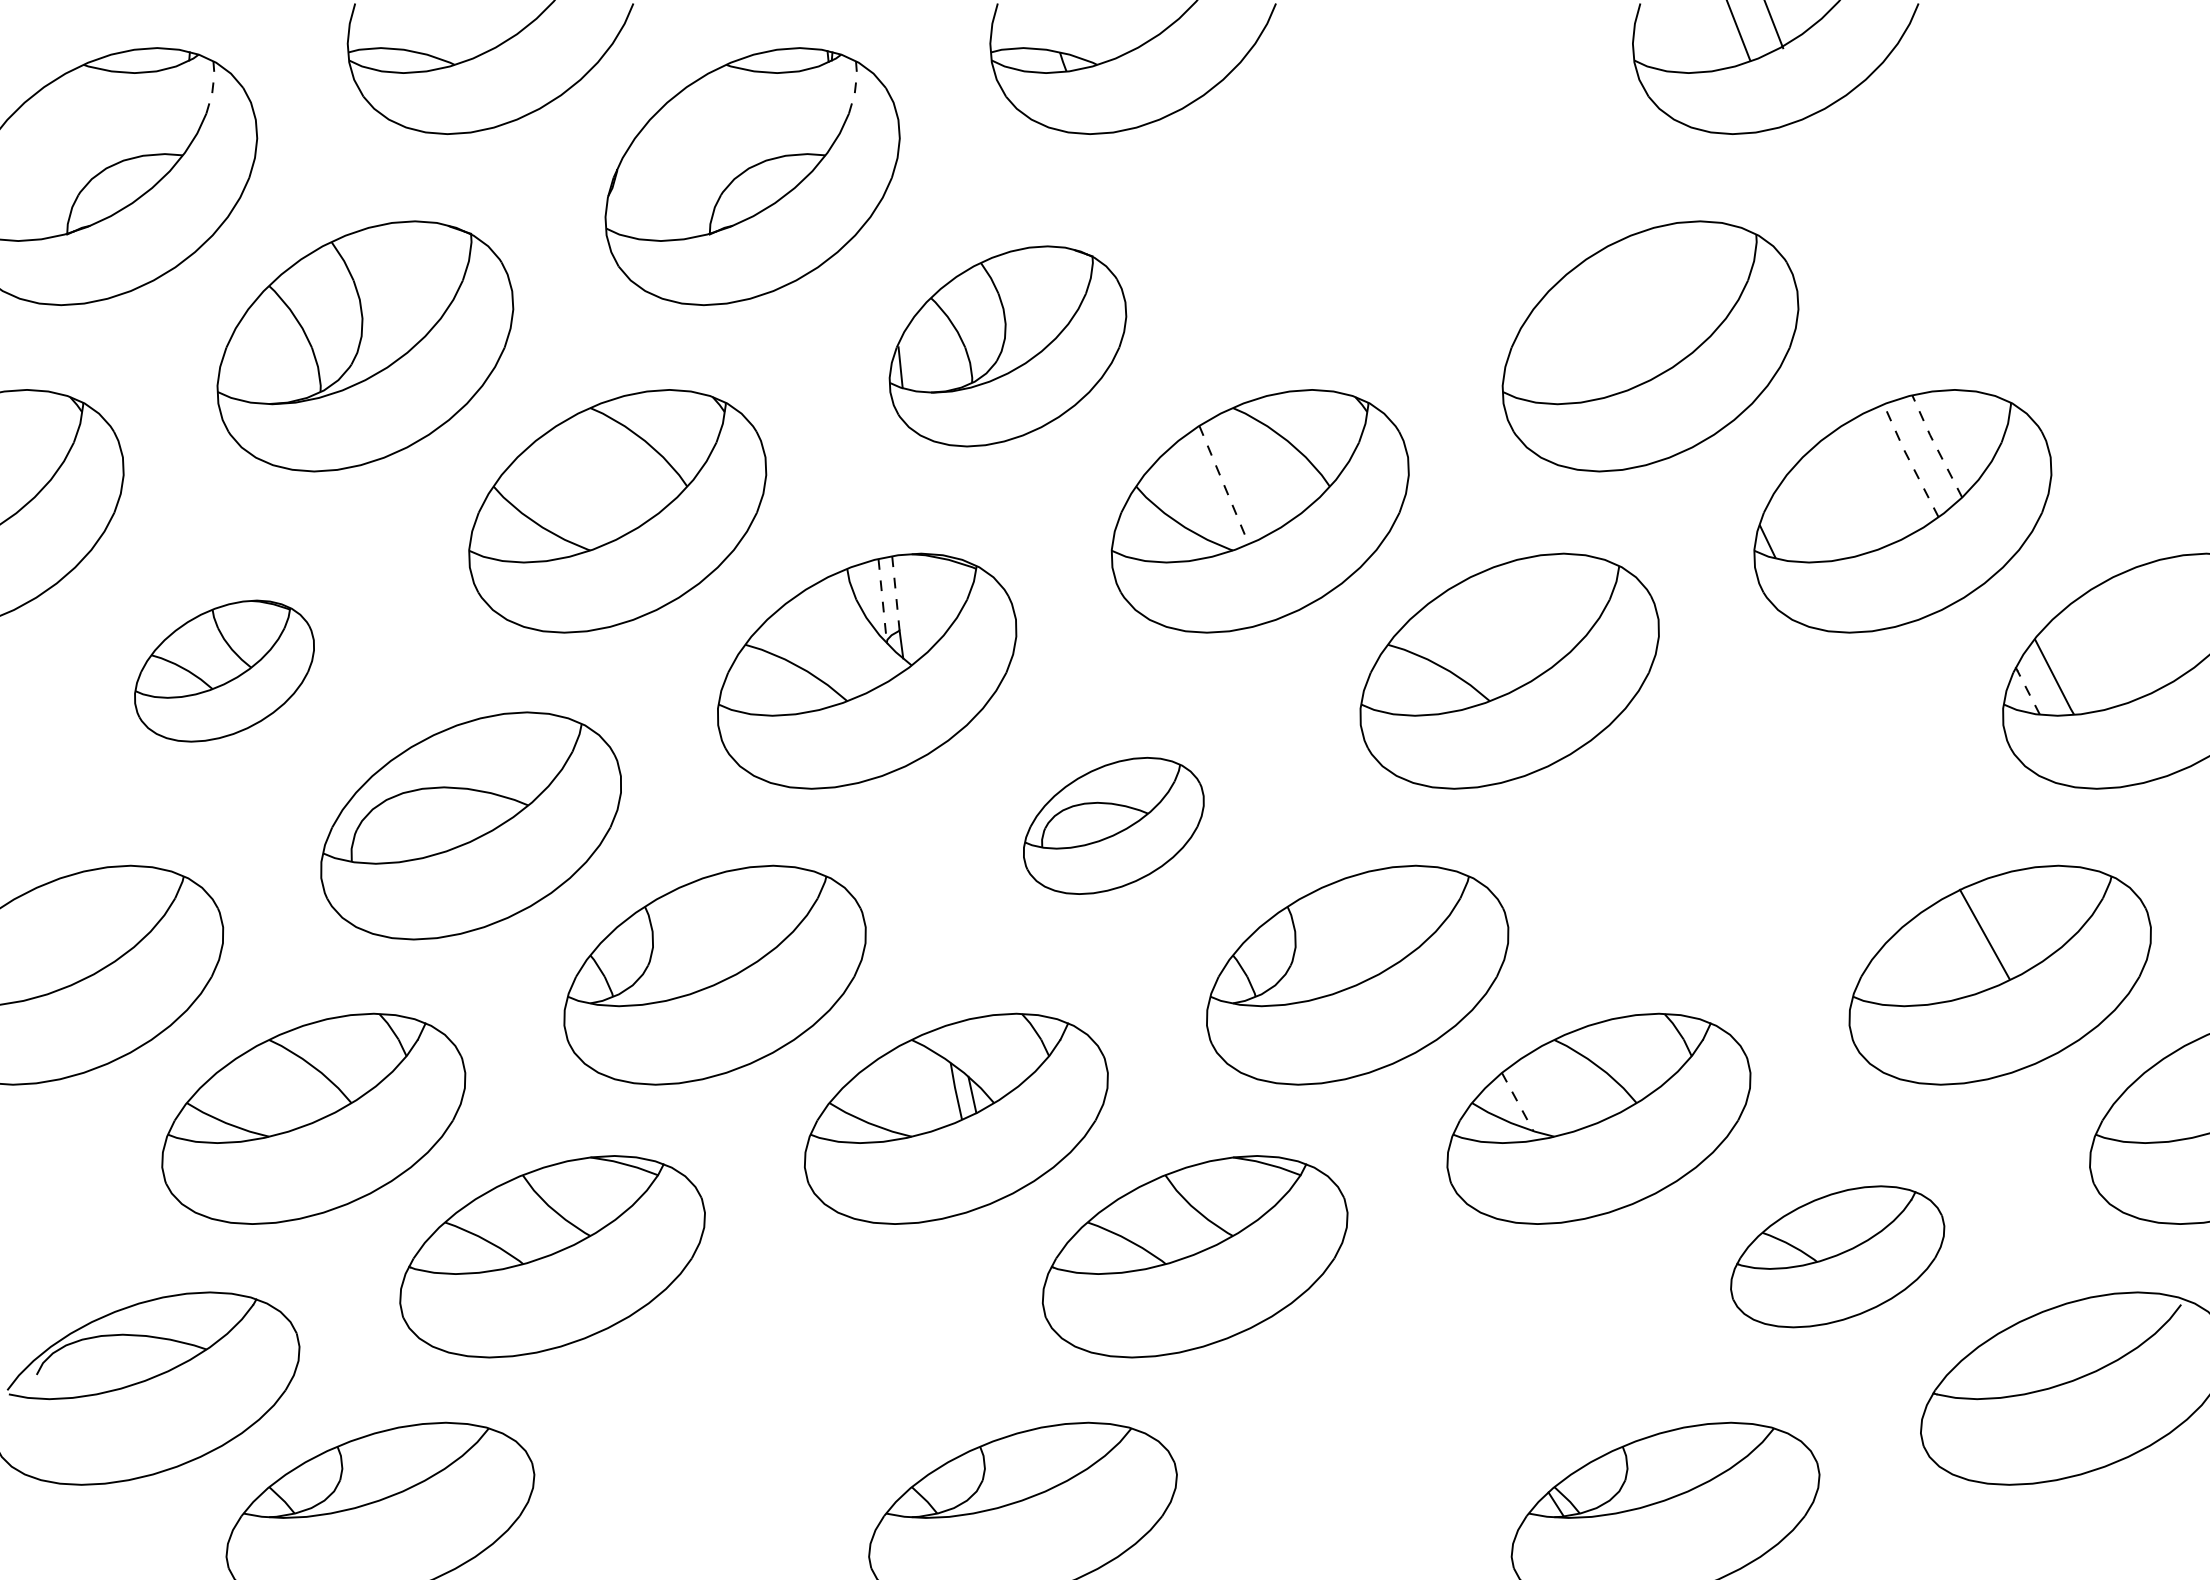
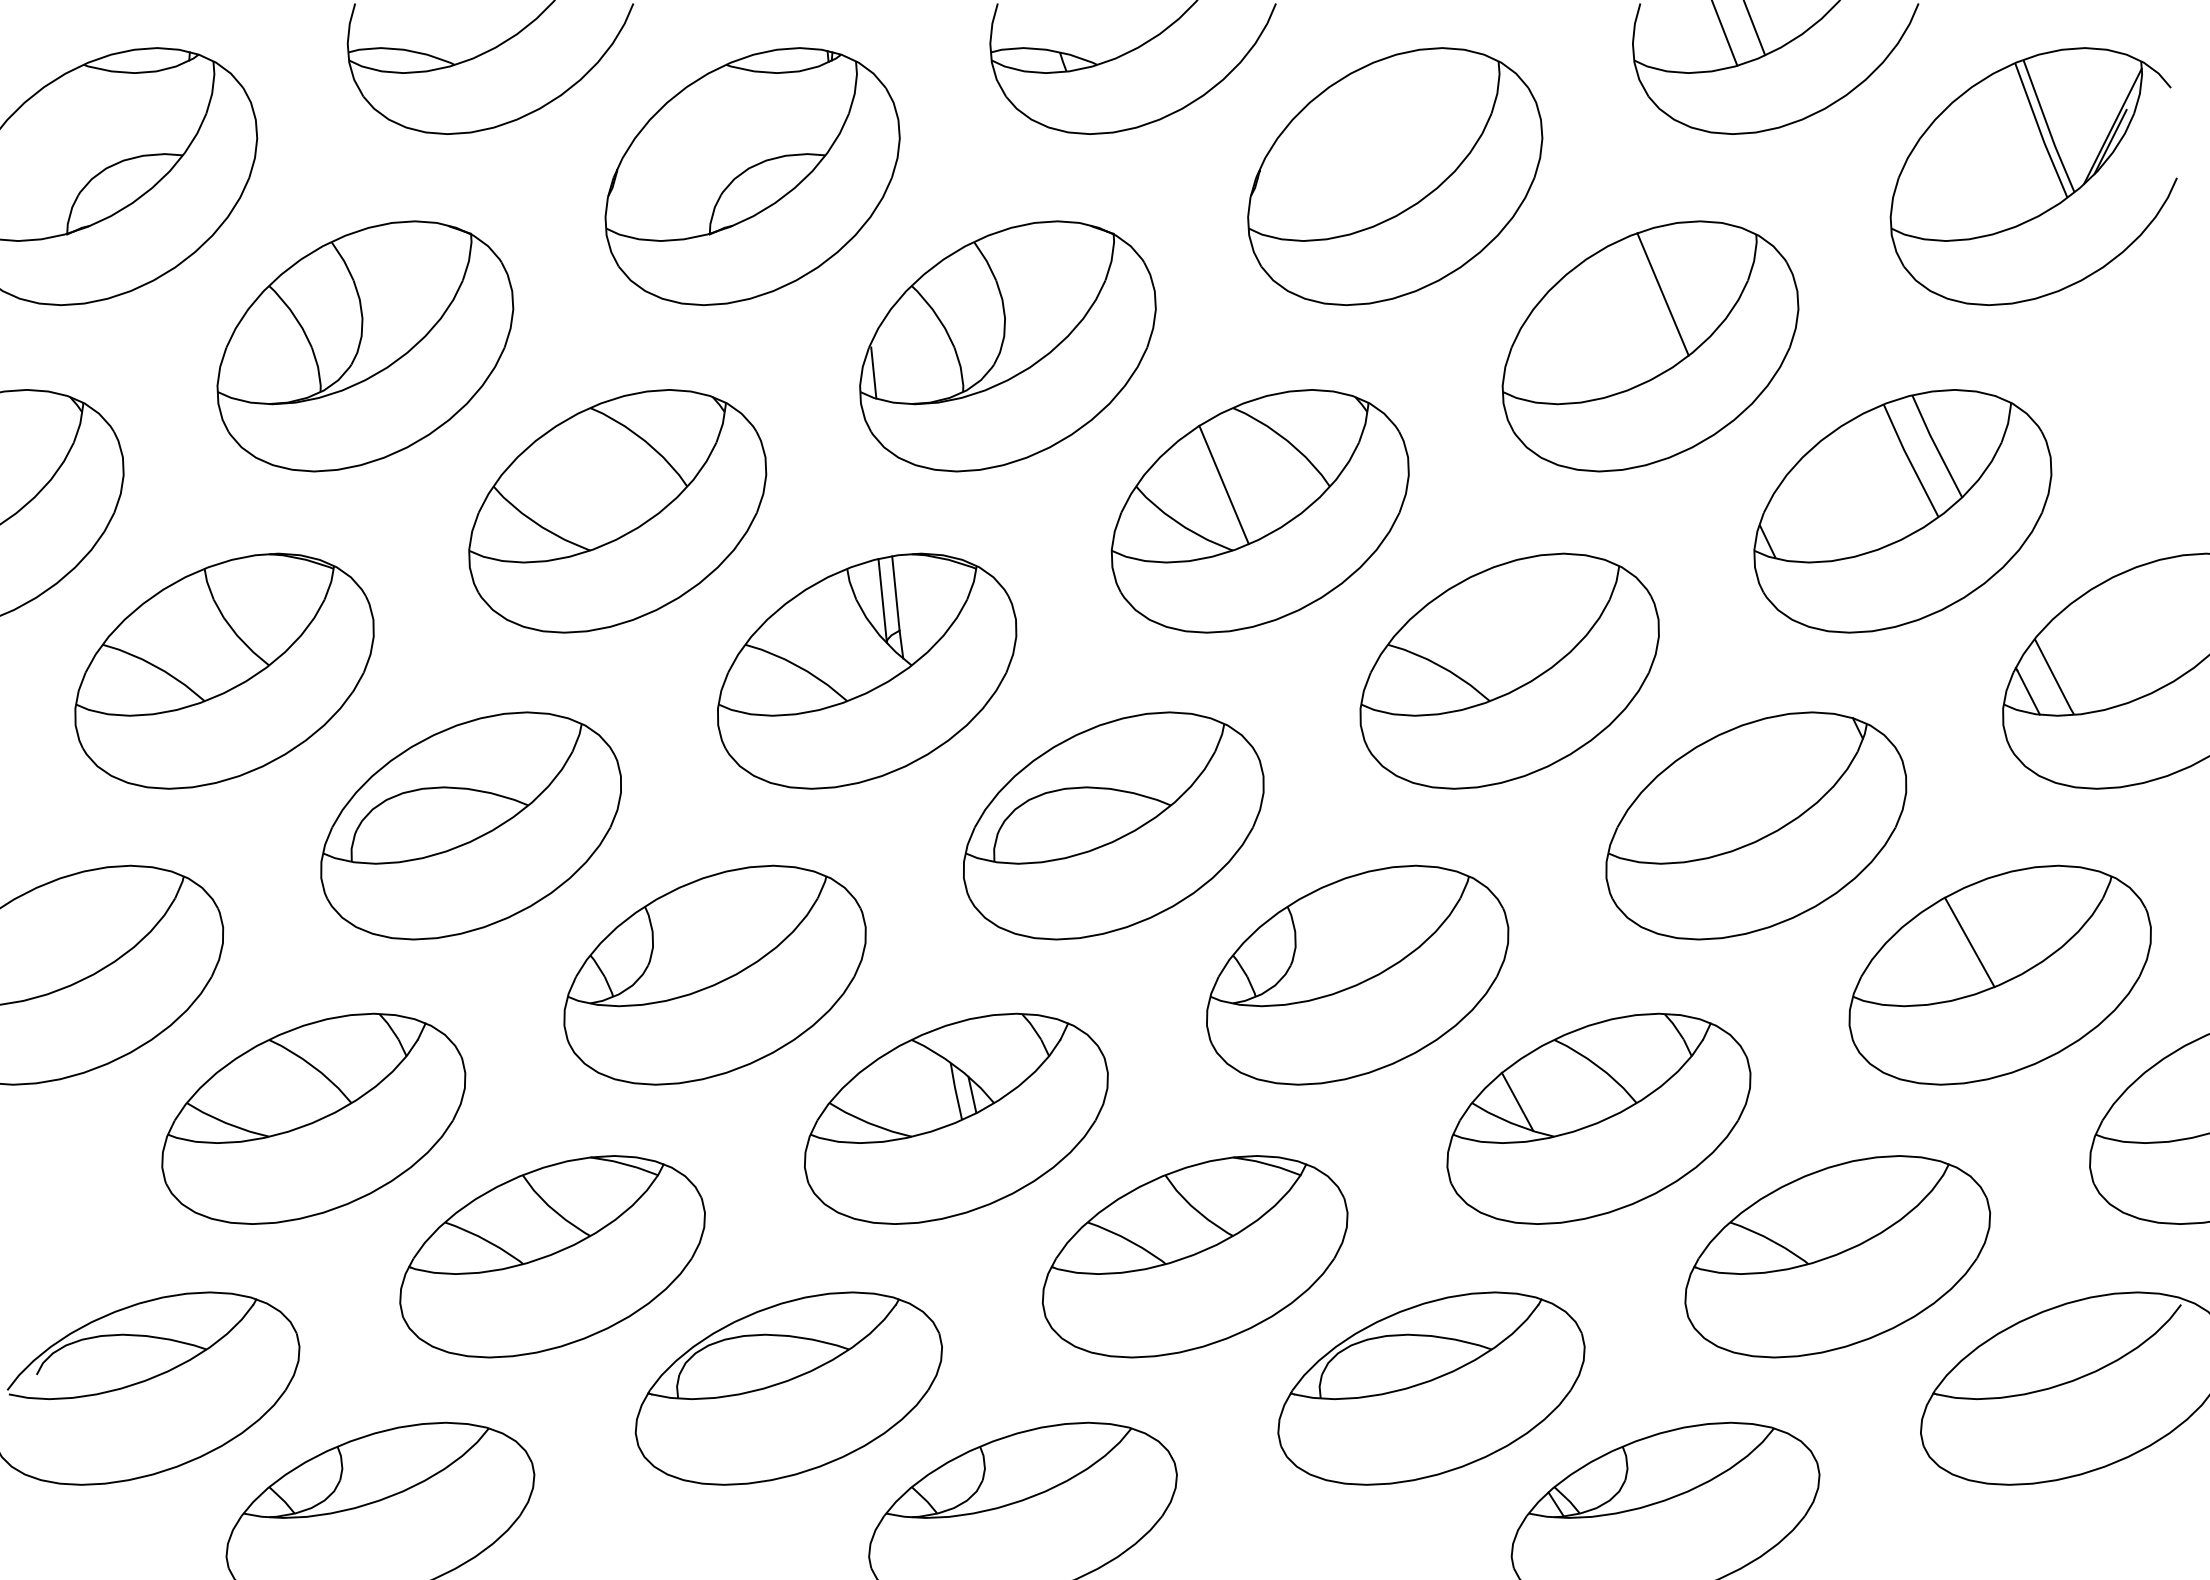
line position: (1774, 25) -> (1754, 28) (1754, 28)
line position: (1738, 31) -> (1724, 33) (1724, 33)
line: dashed -> solid (212, 88)
line: dashed -> solid (855, 88)
part: none -> present (1395, 176)
part: none -> present (2033, 176)
line: none -> present (1662, 294)
part size: 240x203 px -> 298x253 px (1007, 346)
line: dashed -> solid (1935, 446)
line: dashed -> solid (1909, 460)
line: dashed -> solid (1224, 485)
line: dashed -> solid (895, 594)
line: dashed -> solid (882, 600)
part size: 181x144 px -> 301x238 px (224, 670)
line: dashed -> solid (2028, 692)
part size: 182x139 px -> 302x230 px (1113, 825)
part: none -> present (1756, 825)
line position: (1984, 934) -> (1969, 942) (1969, 942)
line: dashed -> solid (1517, 1102)
part size: 216x144 px -> 307x204 px (1837, 1256)
part: none -> present (788, 1388)
part: none -> present (1431, 1388)
